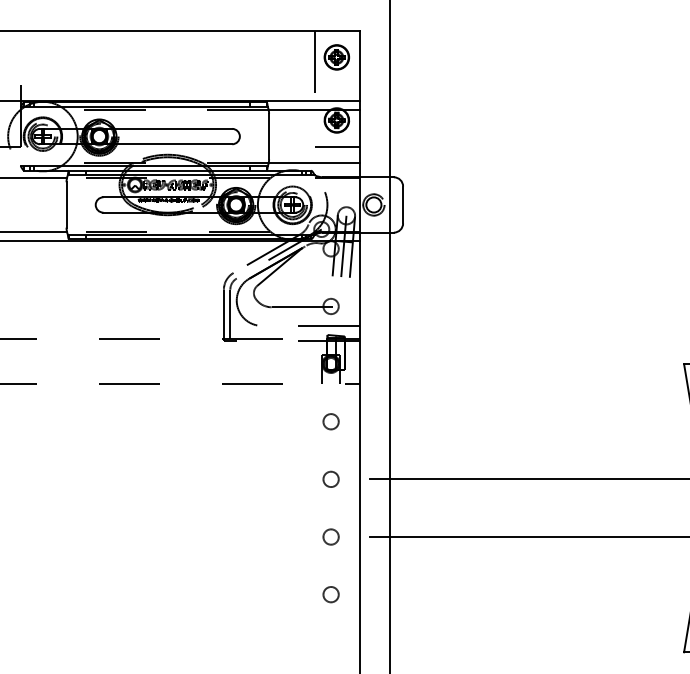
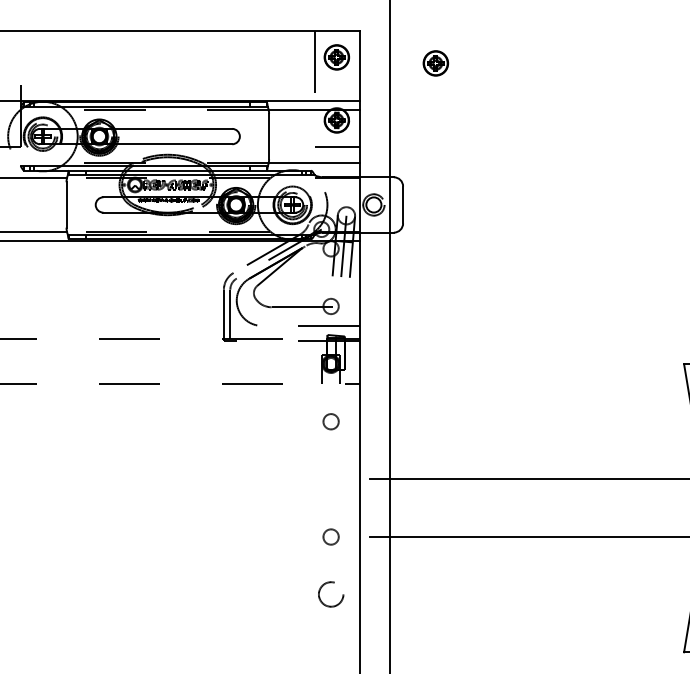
part: none -> present (435, 63)
circle: present -> none (330, 478)
circle size: 18x18 px -> 27x27 px (331, 594)
